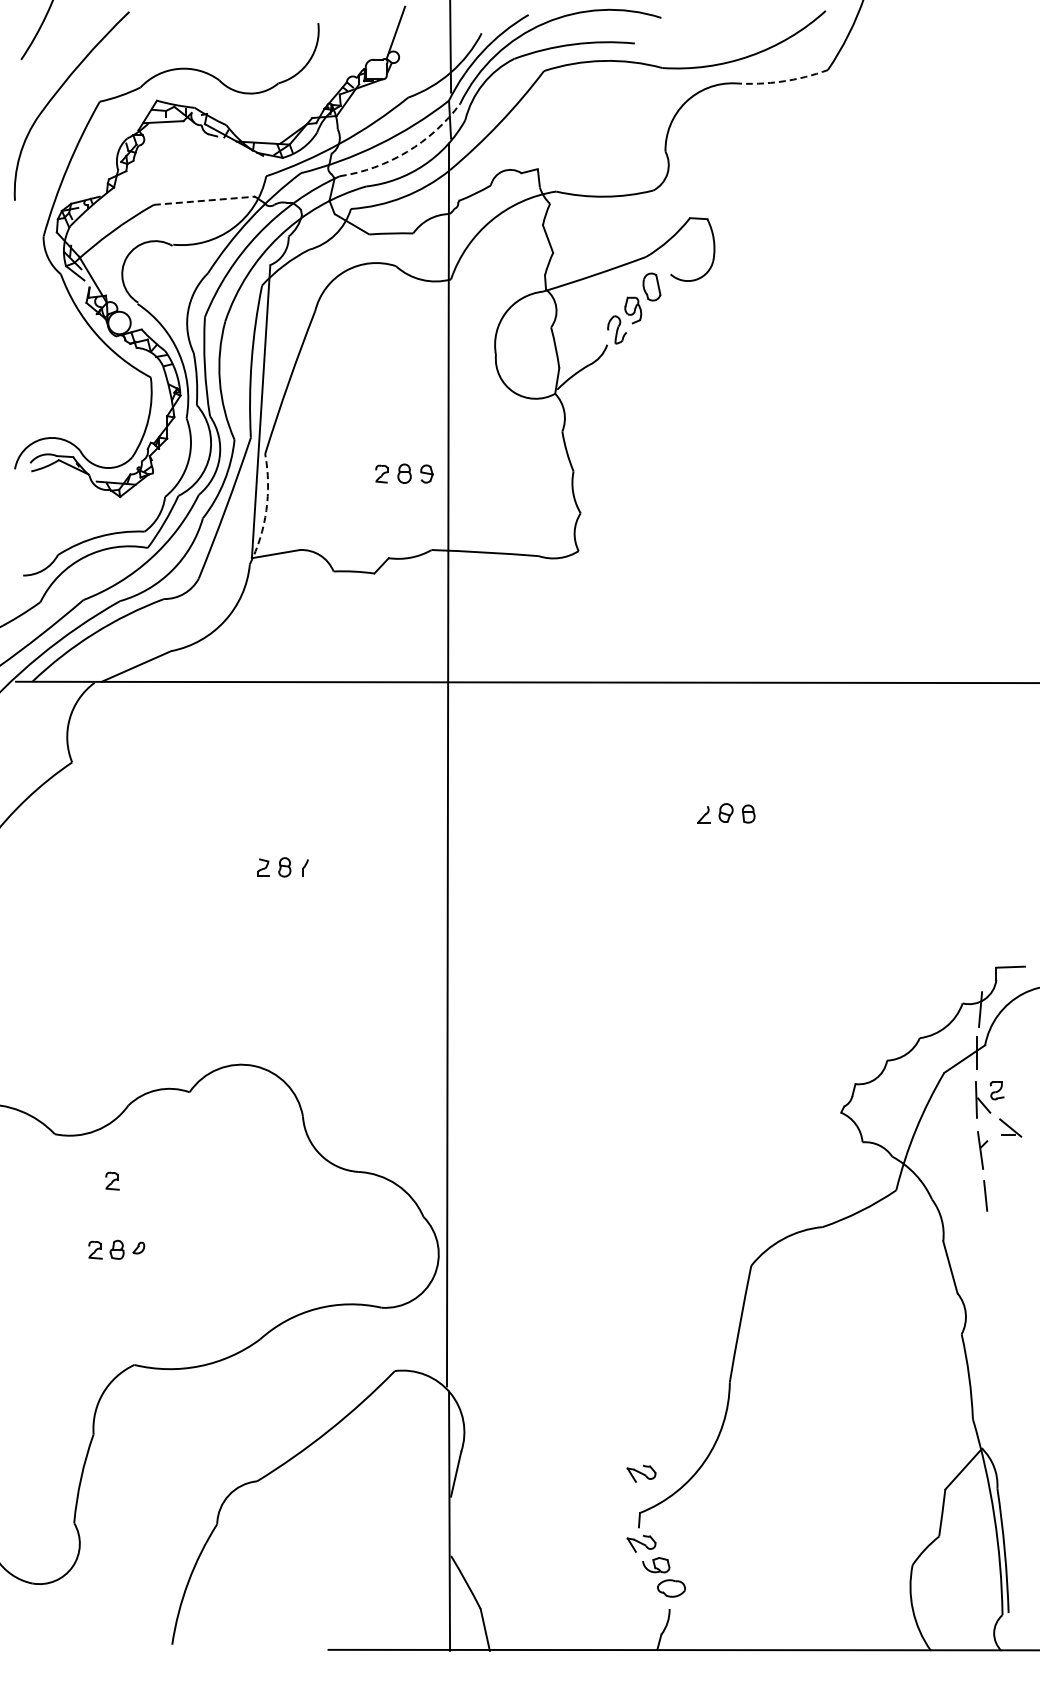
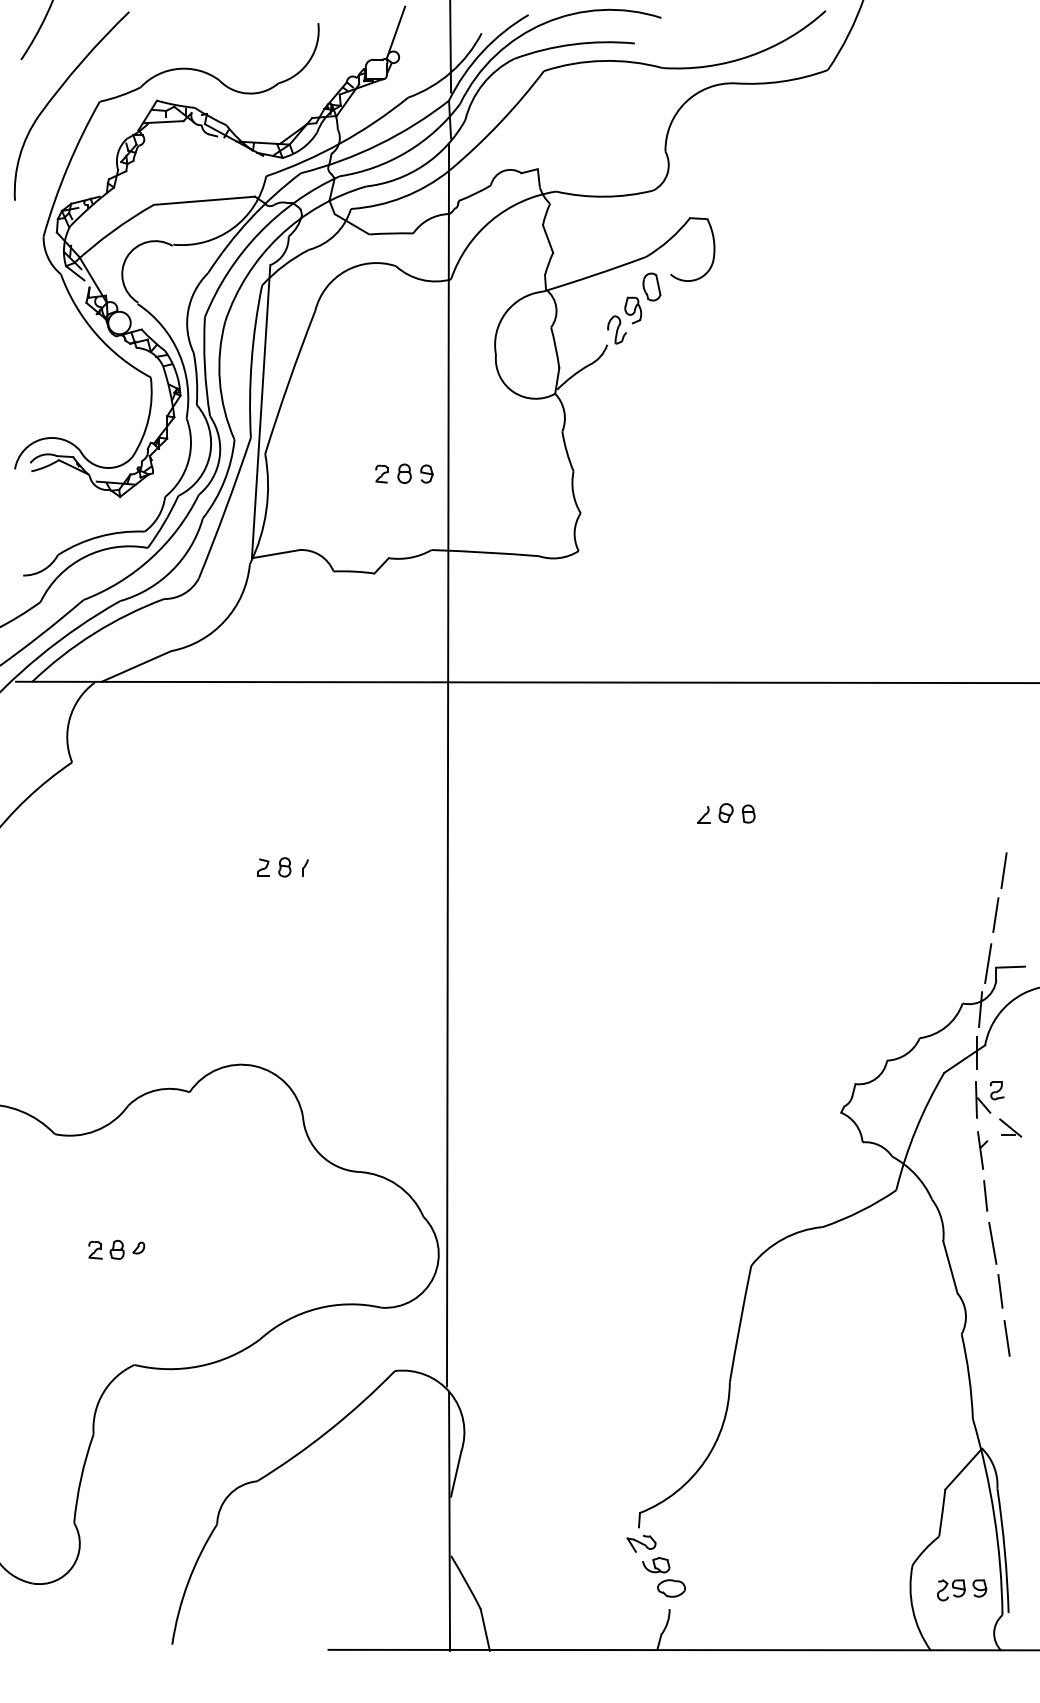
arc: dashed -> solid (782, 81)
arc: dashed -> solid (407, 151)
line: dashed -> solid (204, 200)
arc: dashed -> solid (266, 510)
line: none -> present (1003, 870)
line: none -> present (995, 914)
line: none -> present (988, 963)
part: present -> none (112, 1180)
line: none -> present (992, 1243)
line: none -> present (1000, 1291)
line: none -> present (1006, 1338)
part: present -> none (641, 1473)
part: none -> present (962, 1590)
